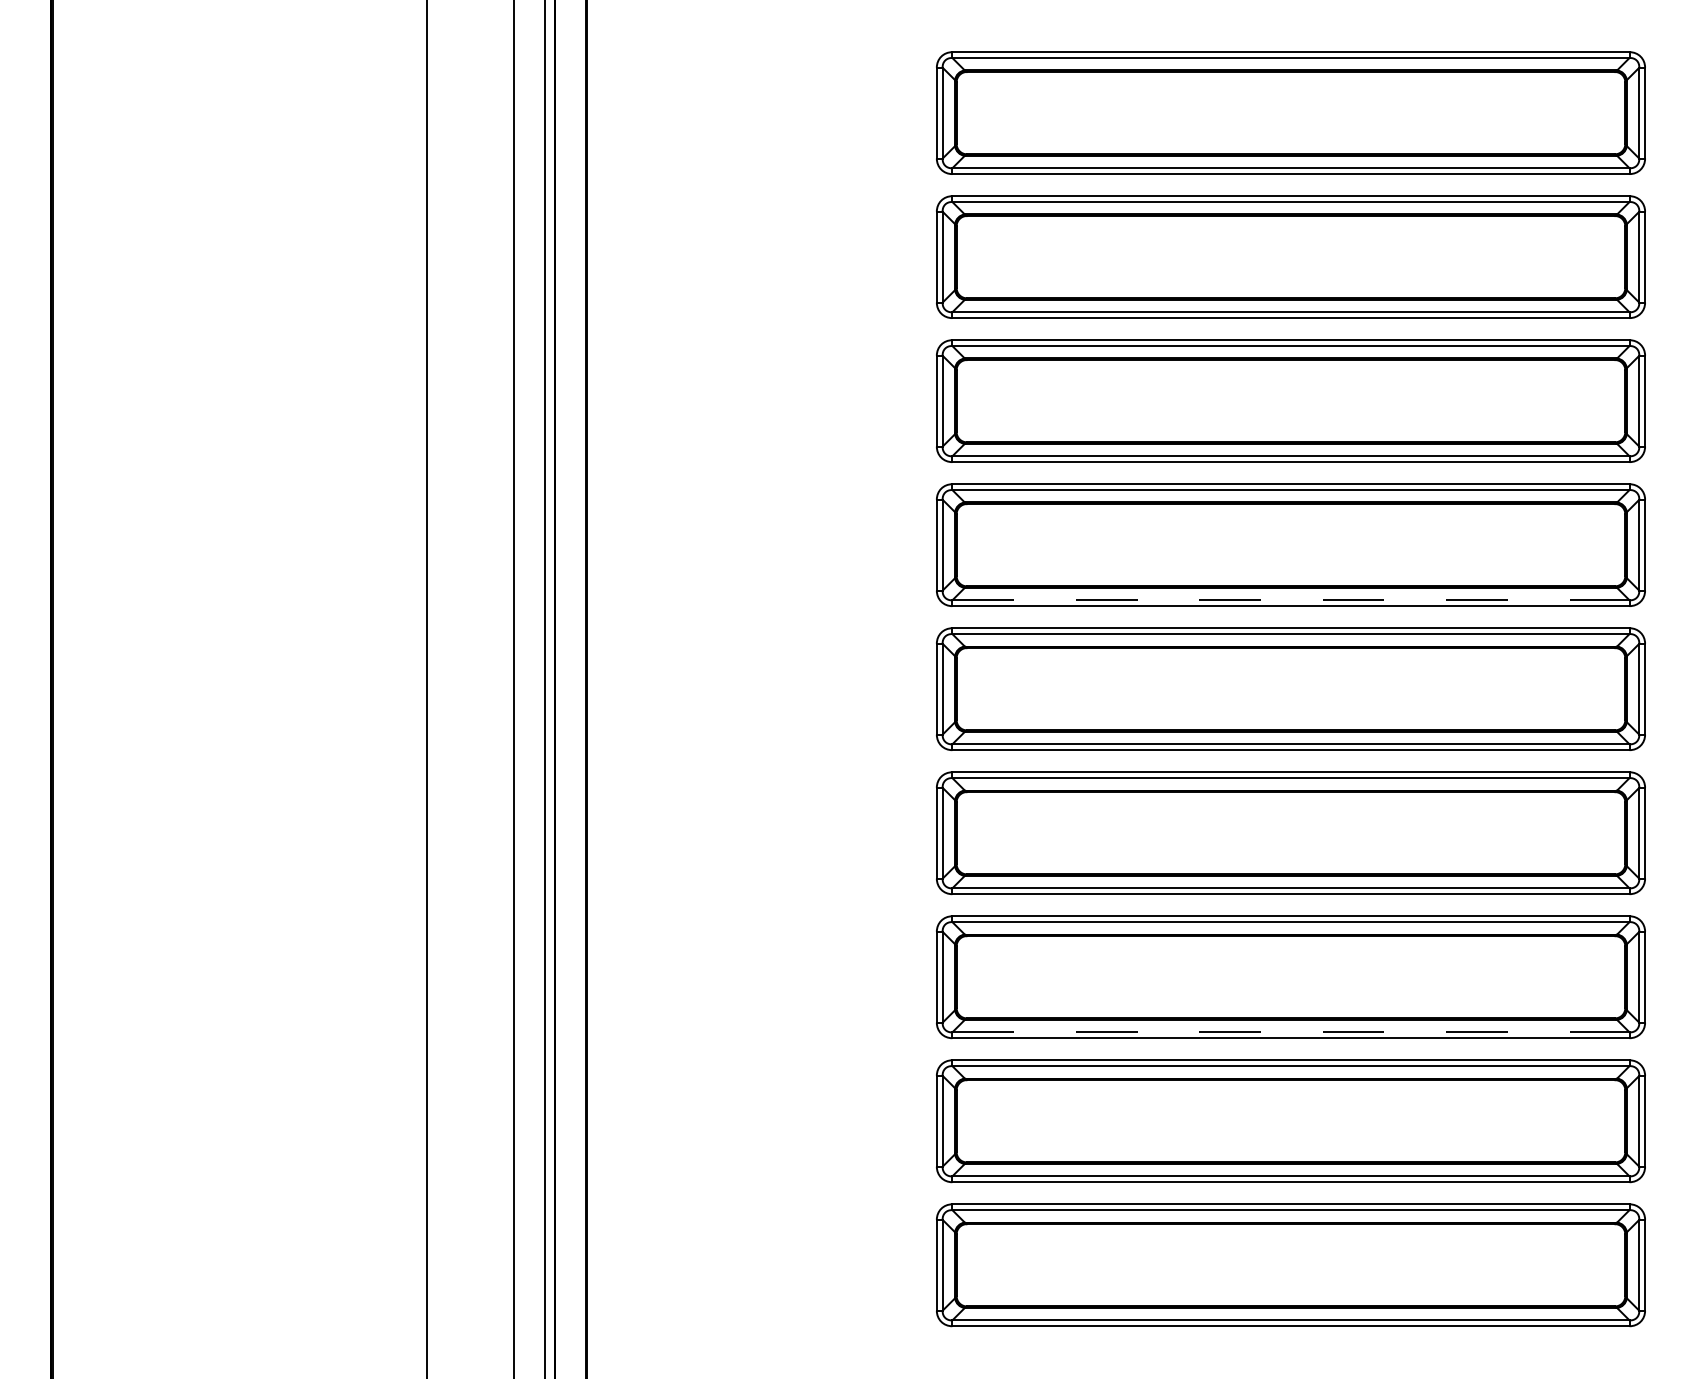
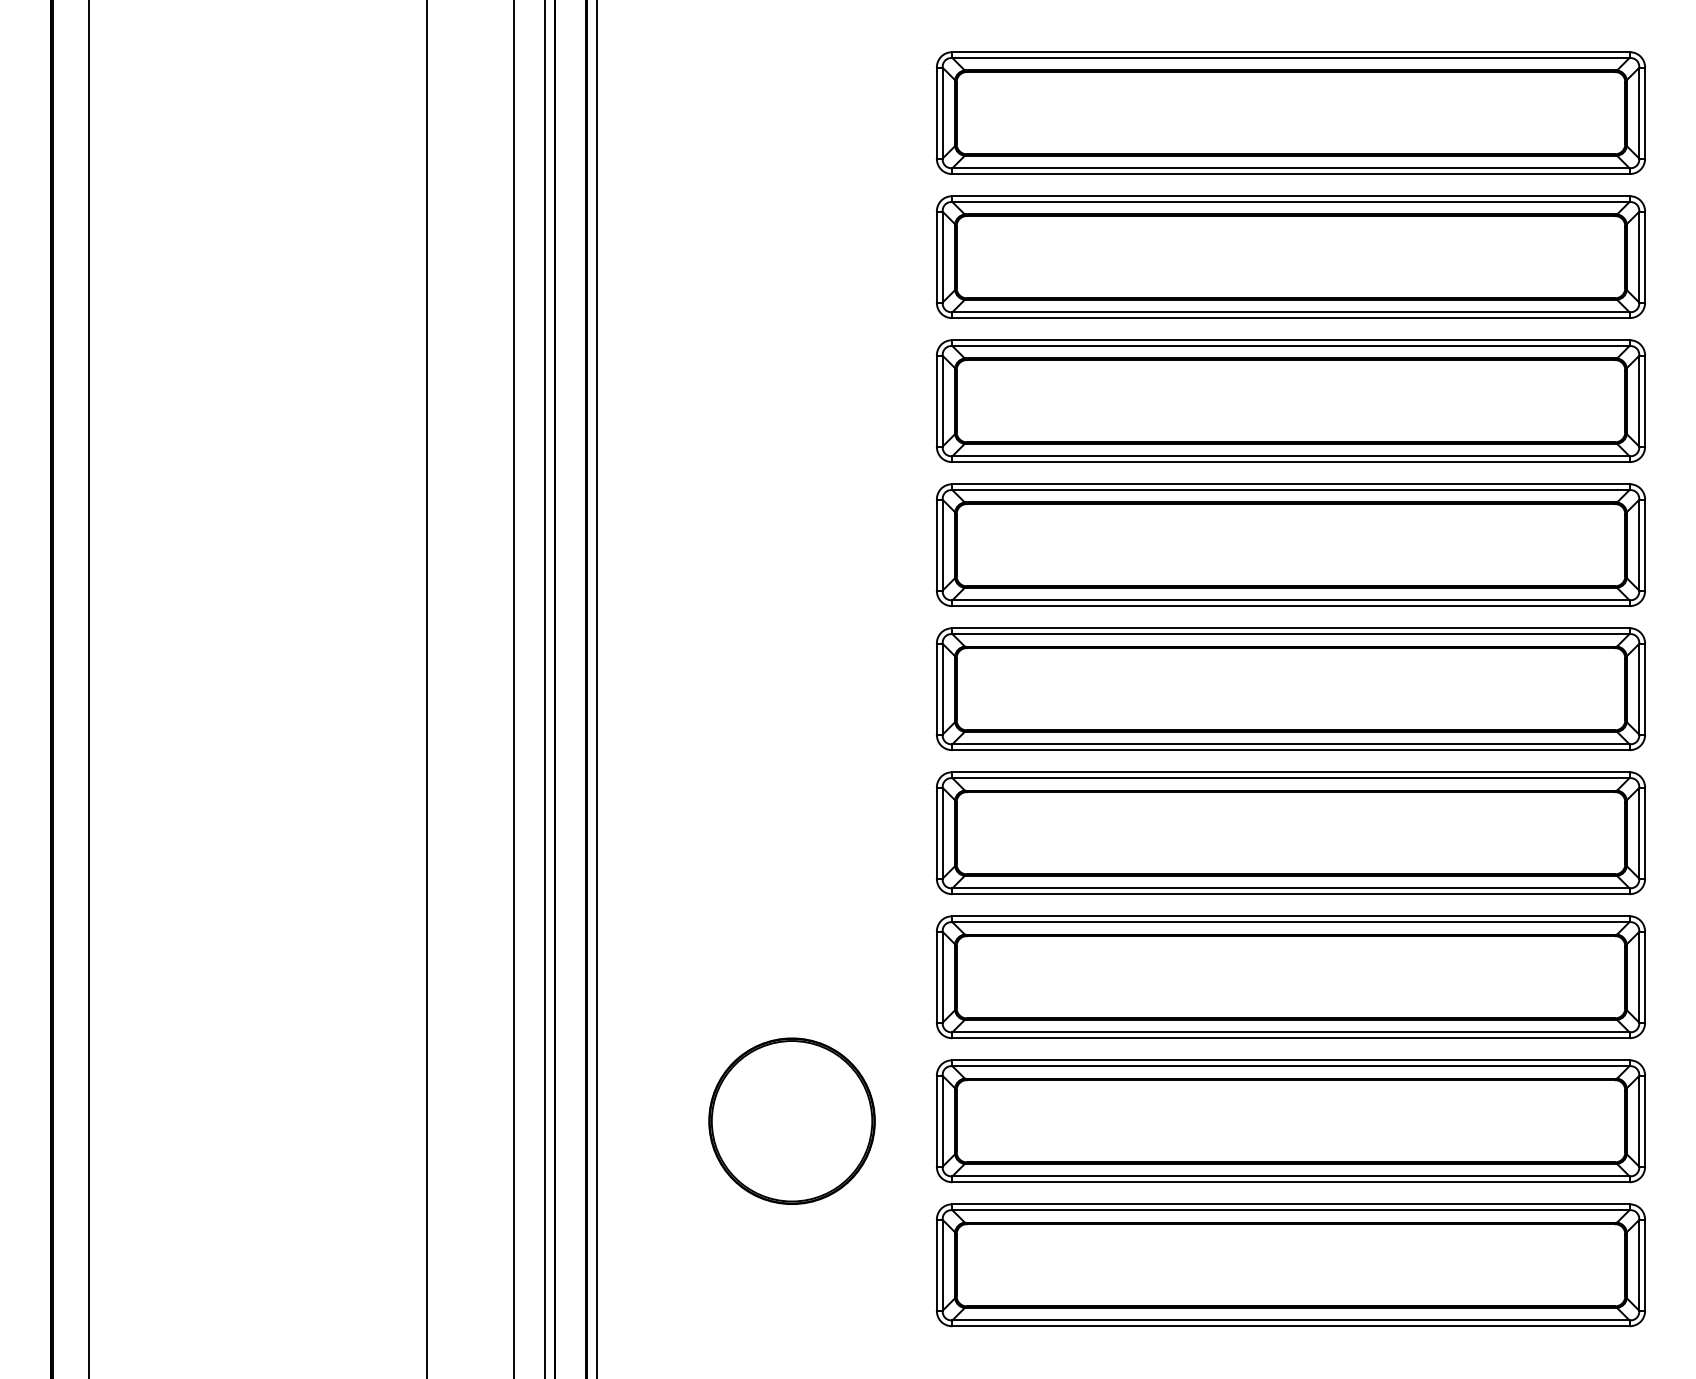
line: dashed -> solid (1290, 600)
line: none -> present (89, 688)
line: none -> present (597, 688)
line: dashed -> solid (1290, 1032)
part: none -> present (791, 1120)
